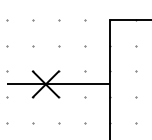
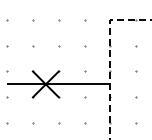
line: solid -> dashed (110, 57)
